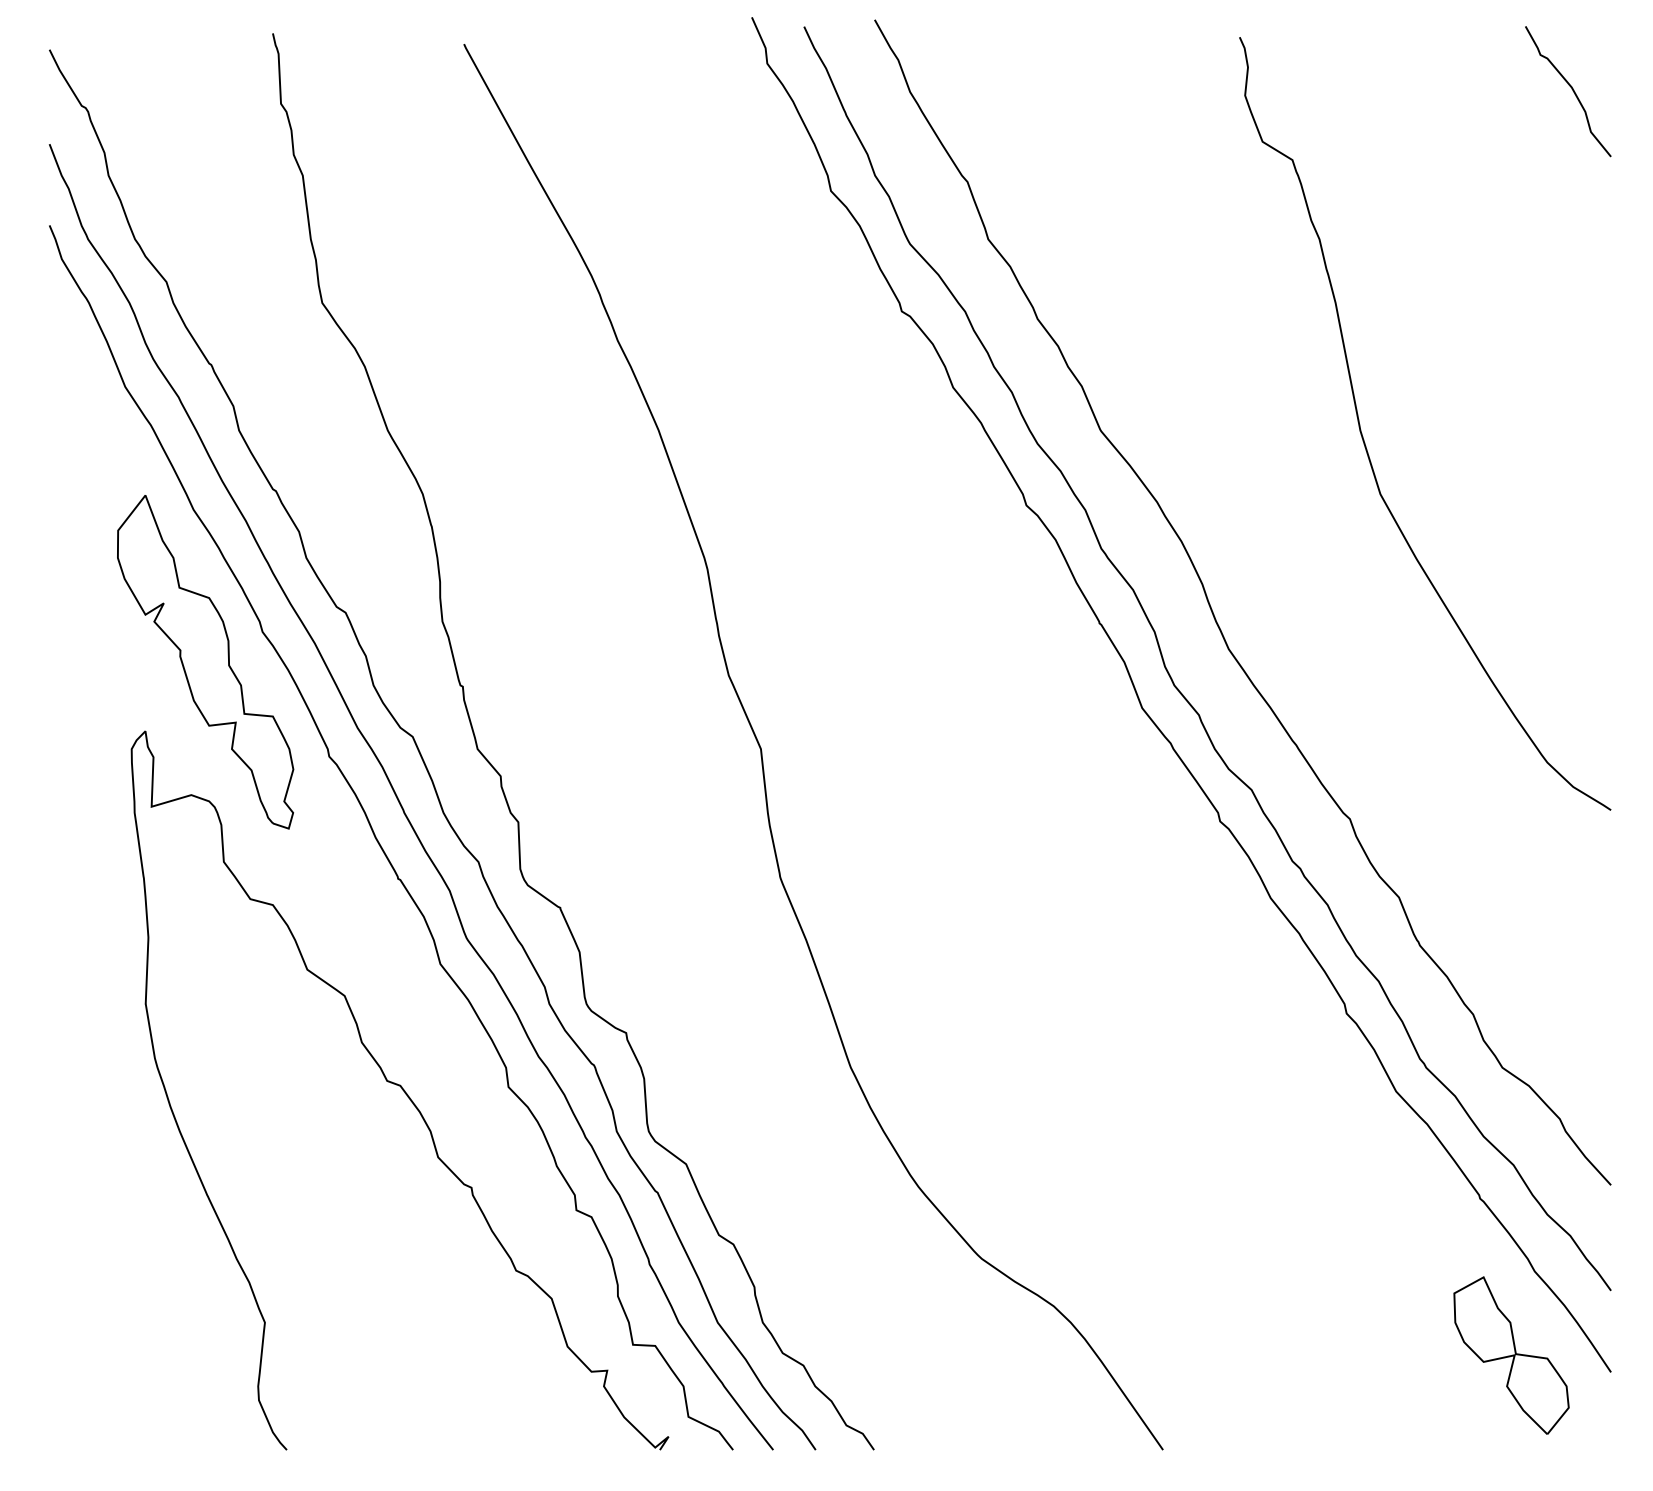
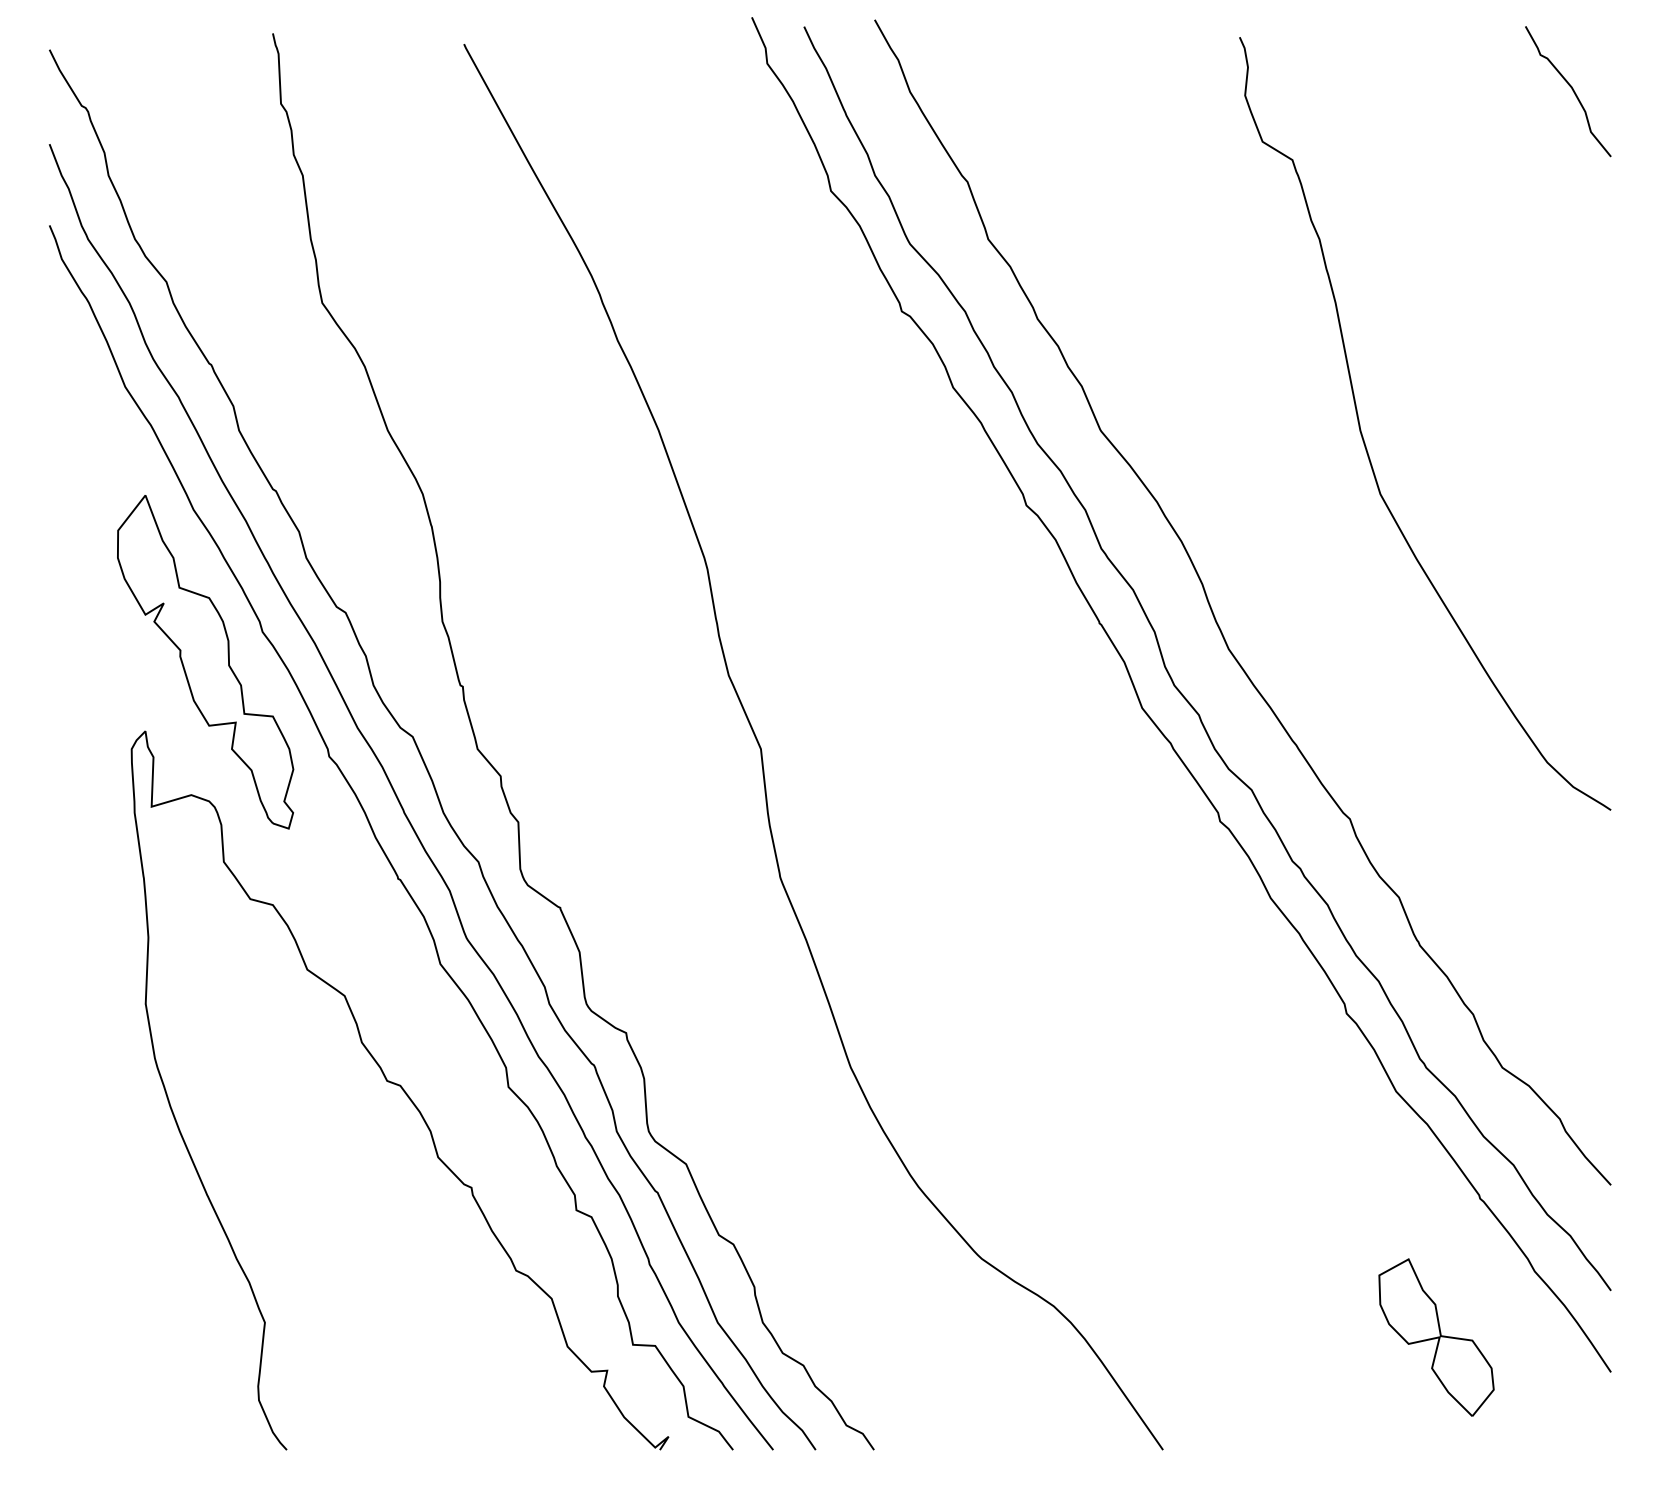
part position: (1511, 1355) -> (1436, 1337) (1436, 1337)
